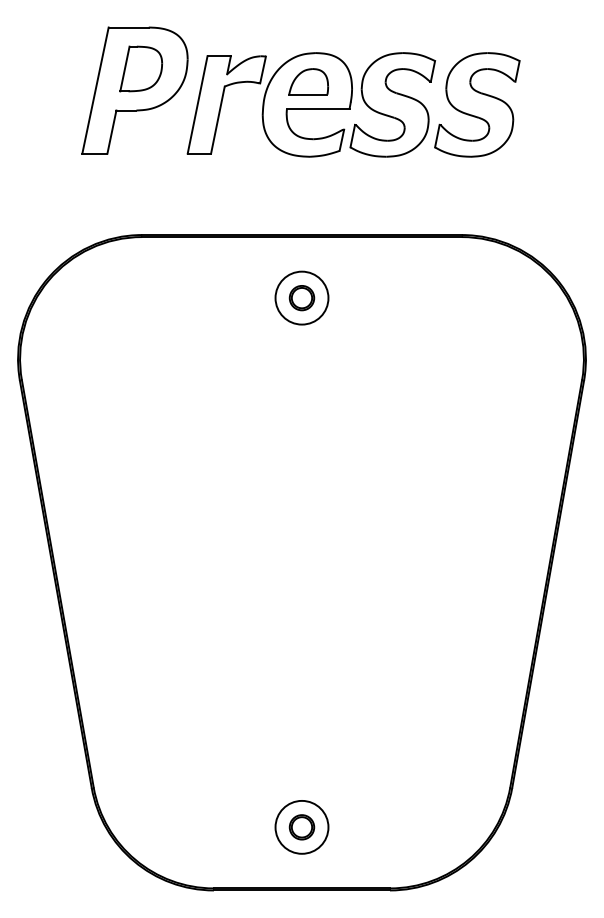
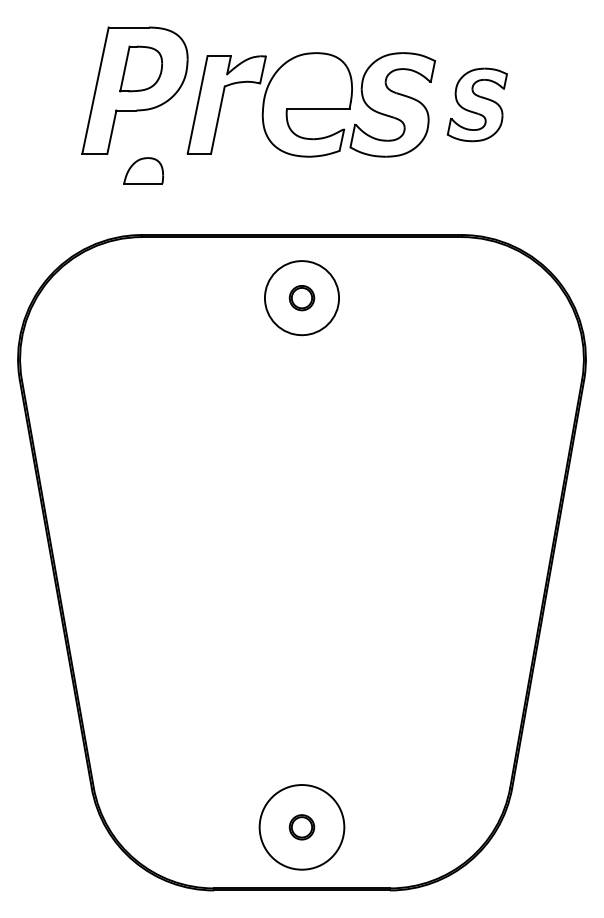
part position: (308, 81) -> (143, 170) (143, 170)
part size: 87x106 px -> 62x76 px (476, 104)
circle diameter: 53 px -> 74 px (301, 298)
circle diameter: 53 px -> 85 px (301, 827)
